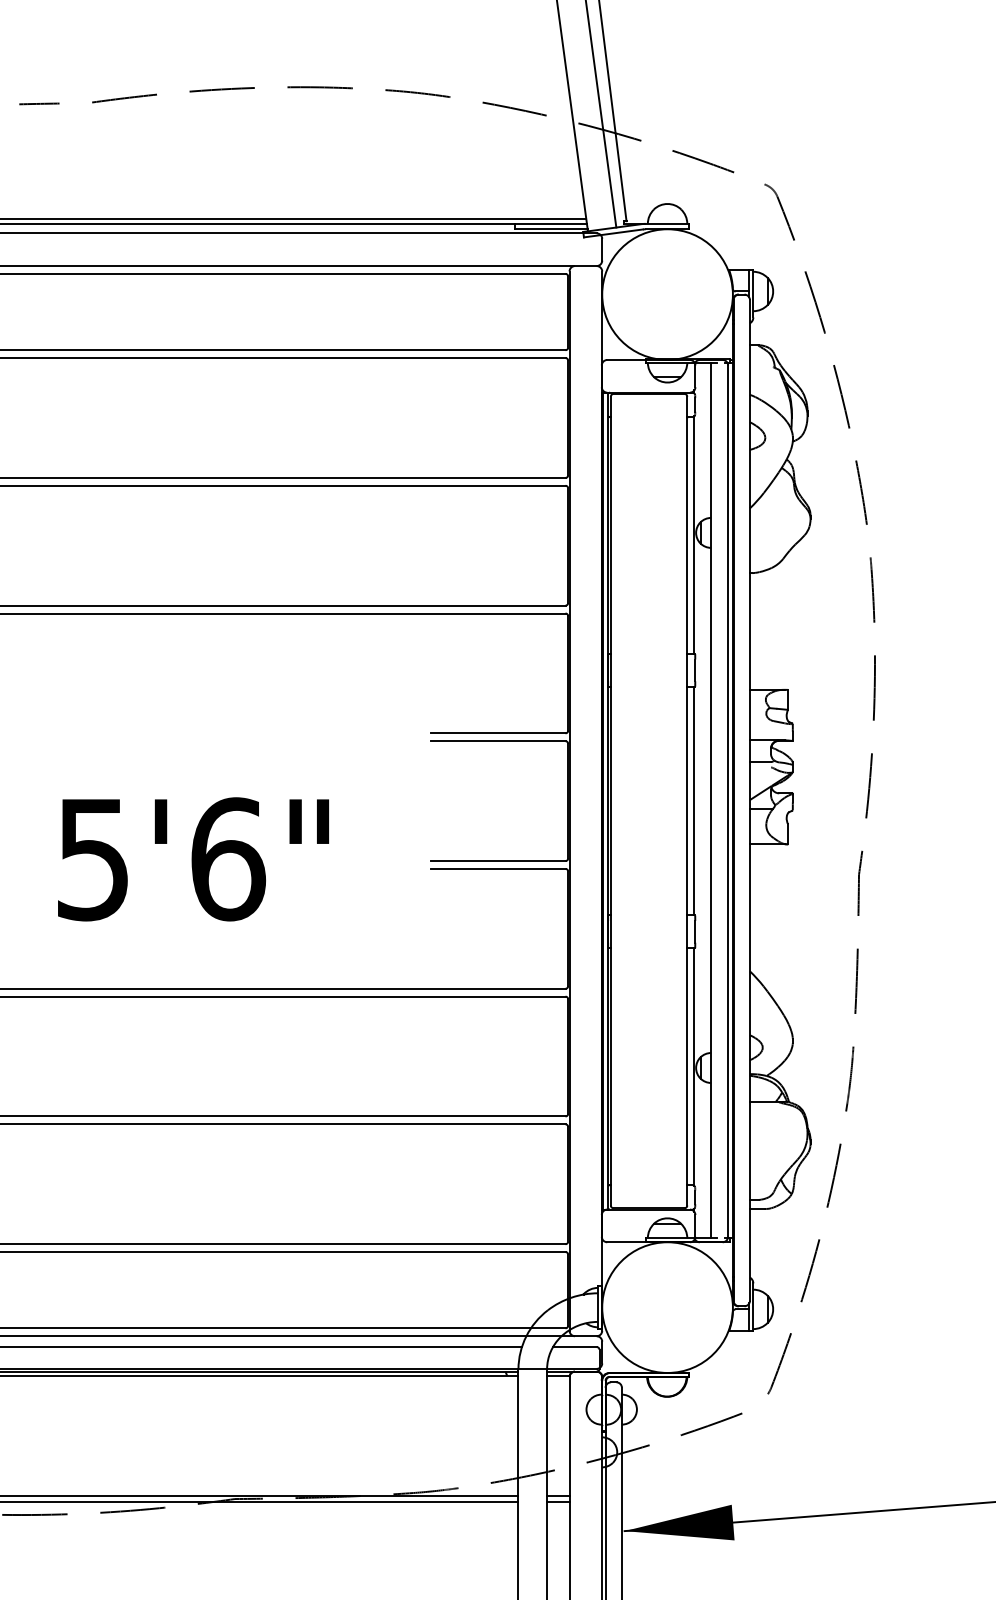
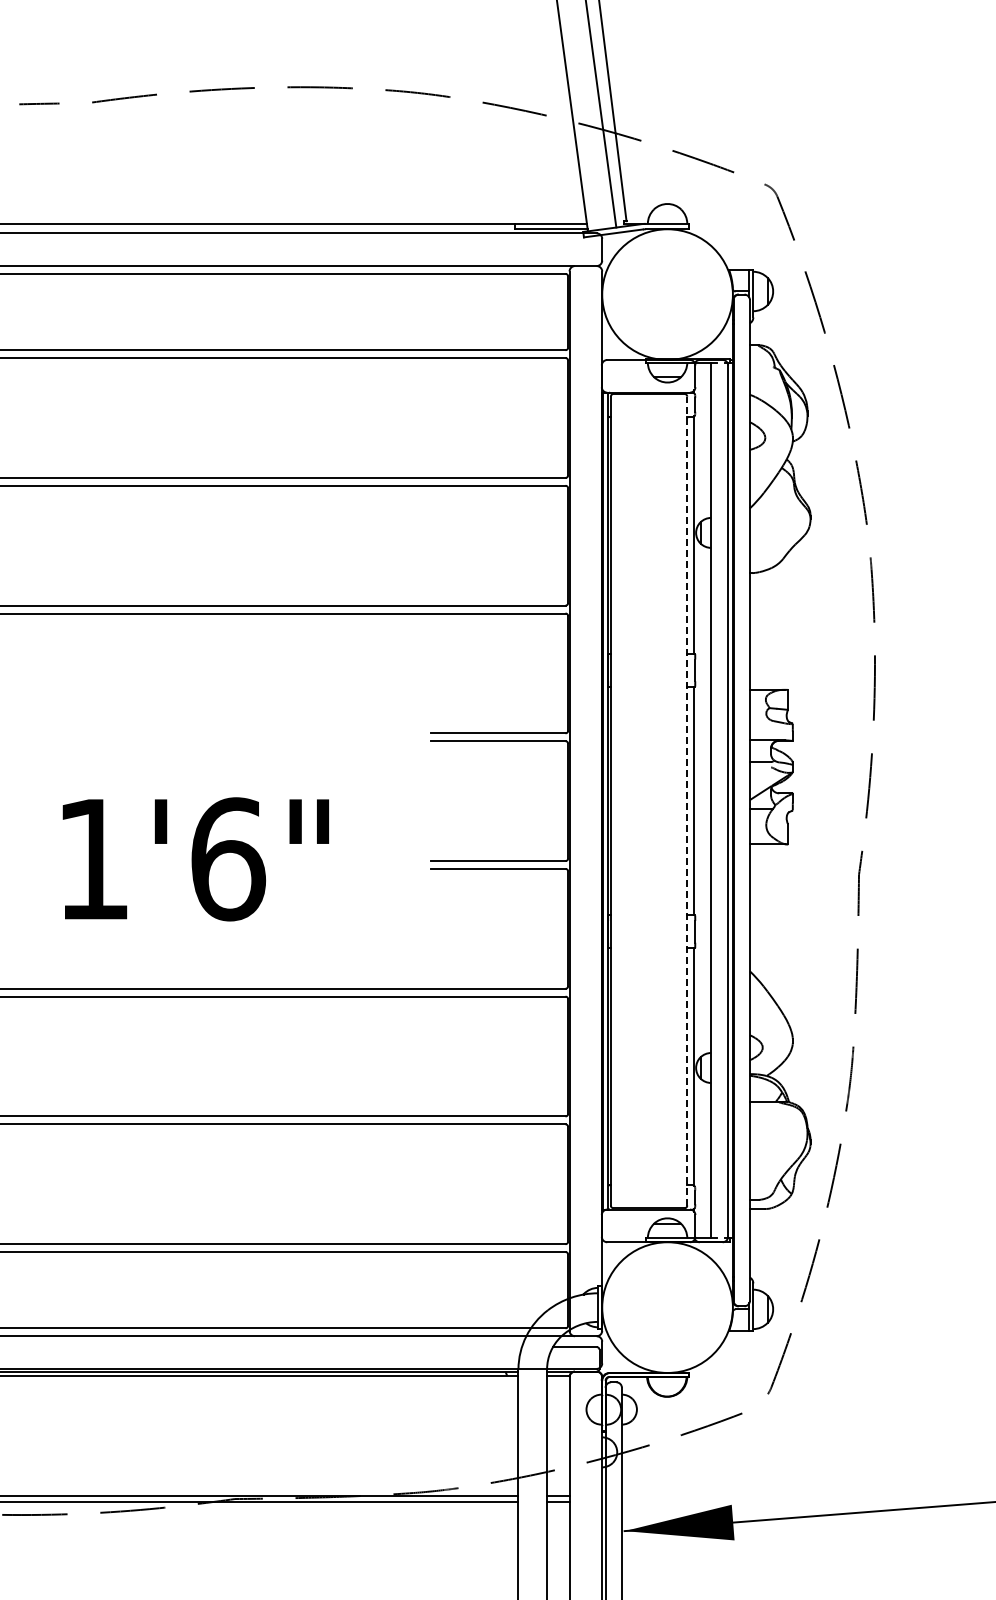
line: present -> none (294, 218)
line: solid -> dashed (687, 800)
text: 5'6" -> 1'6" (92, 860)
line: present -> none (261, 1347)
